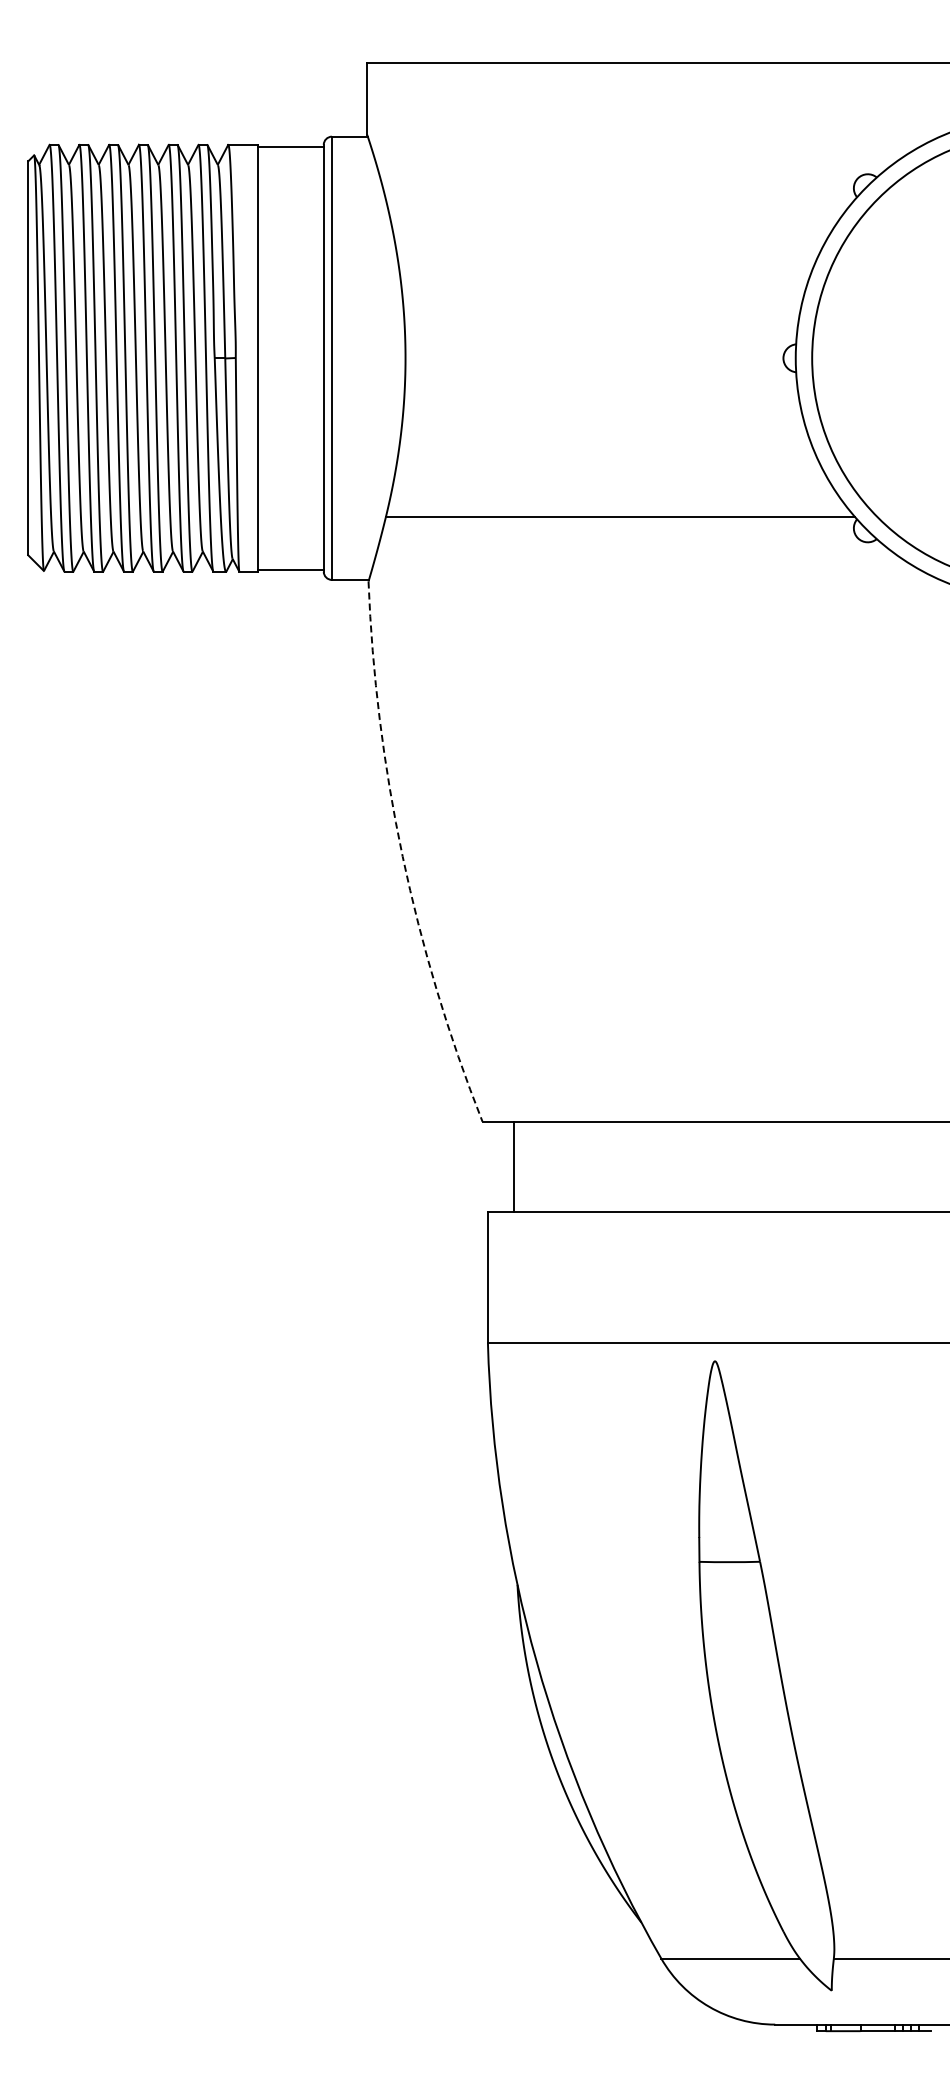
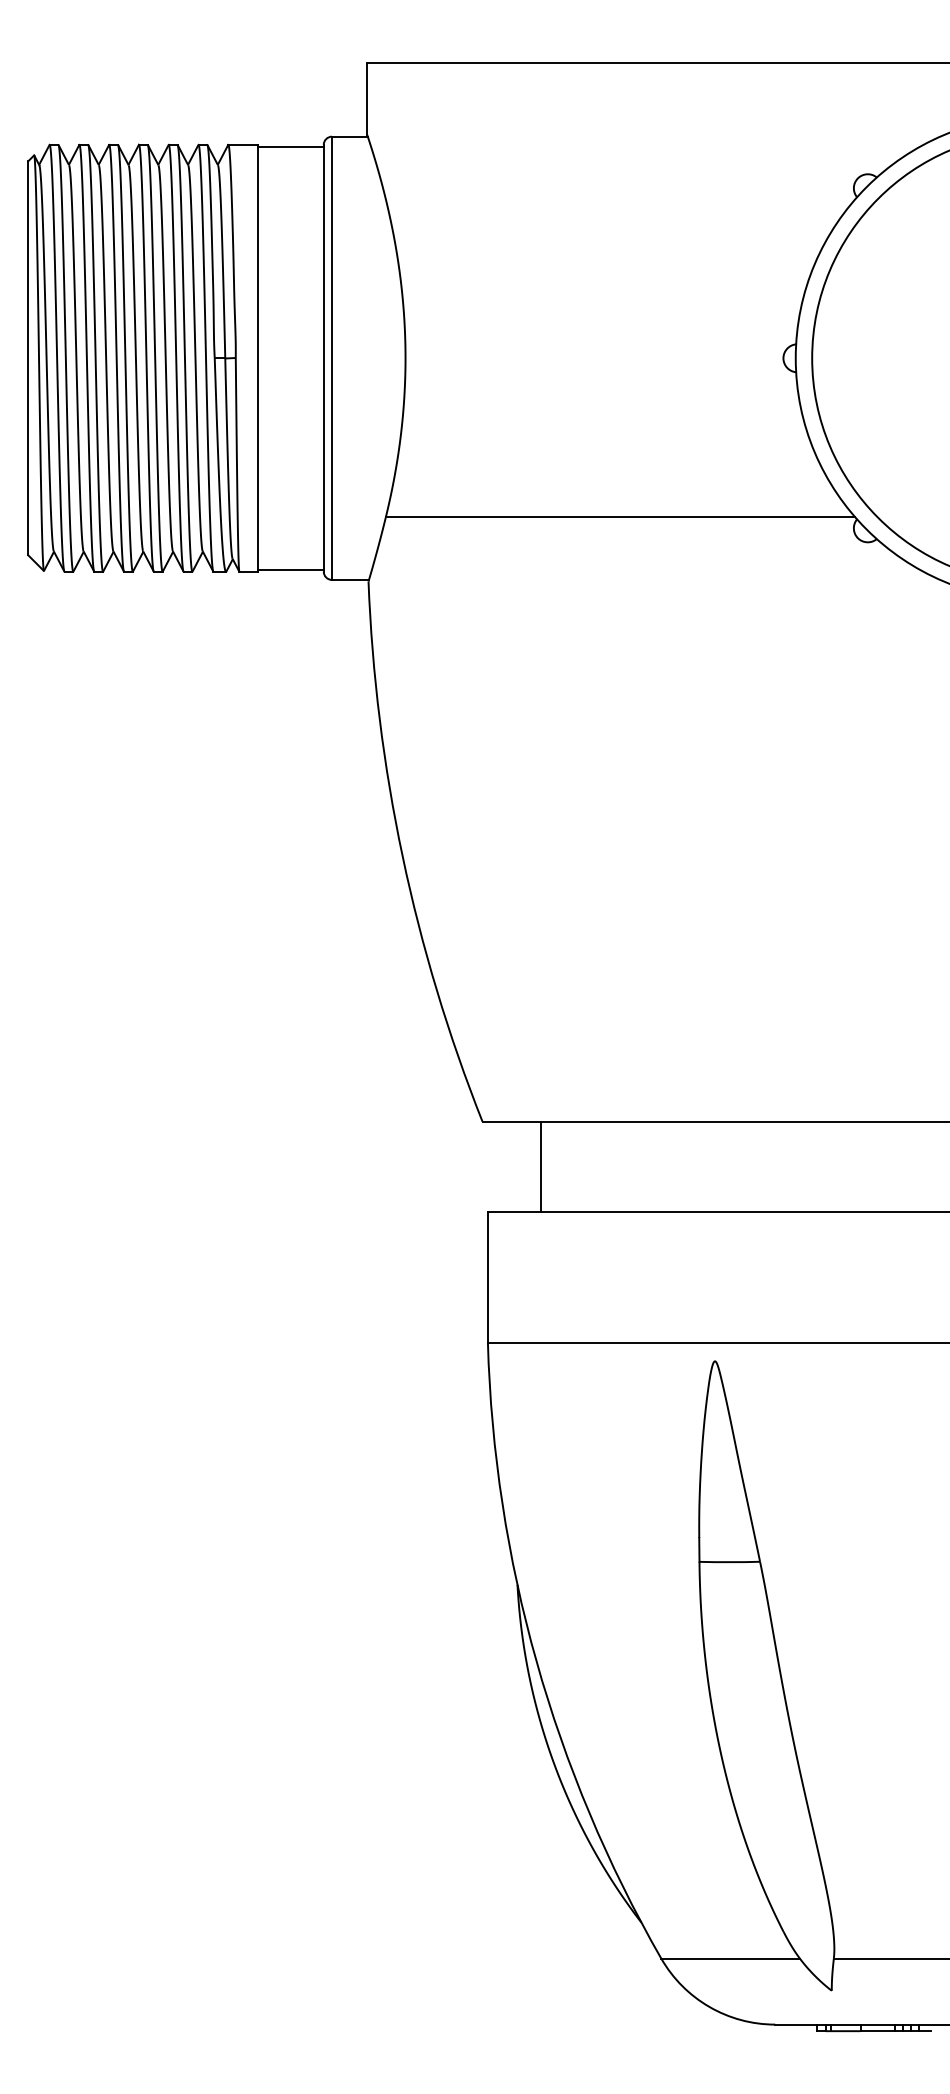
arc: dashed -> solid (402, 856)
line position: (514, 1166) -> (541, 1166) (541, 1166)
